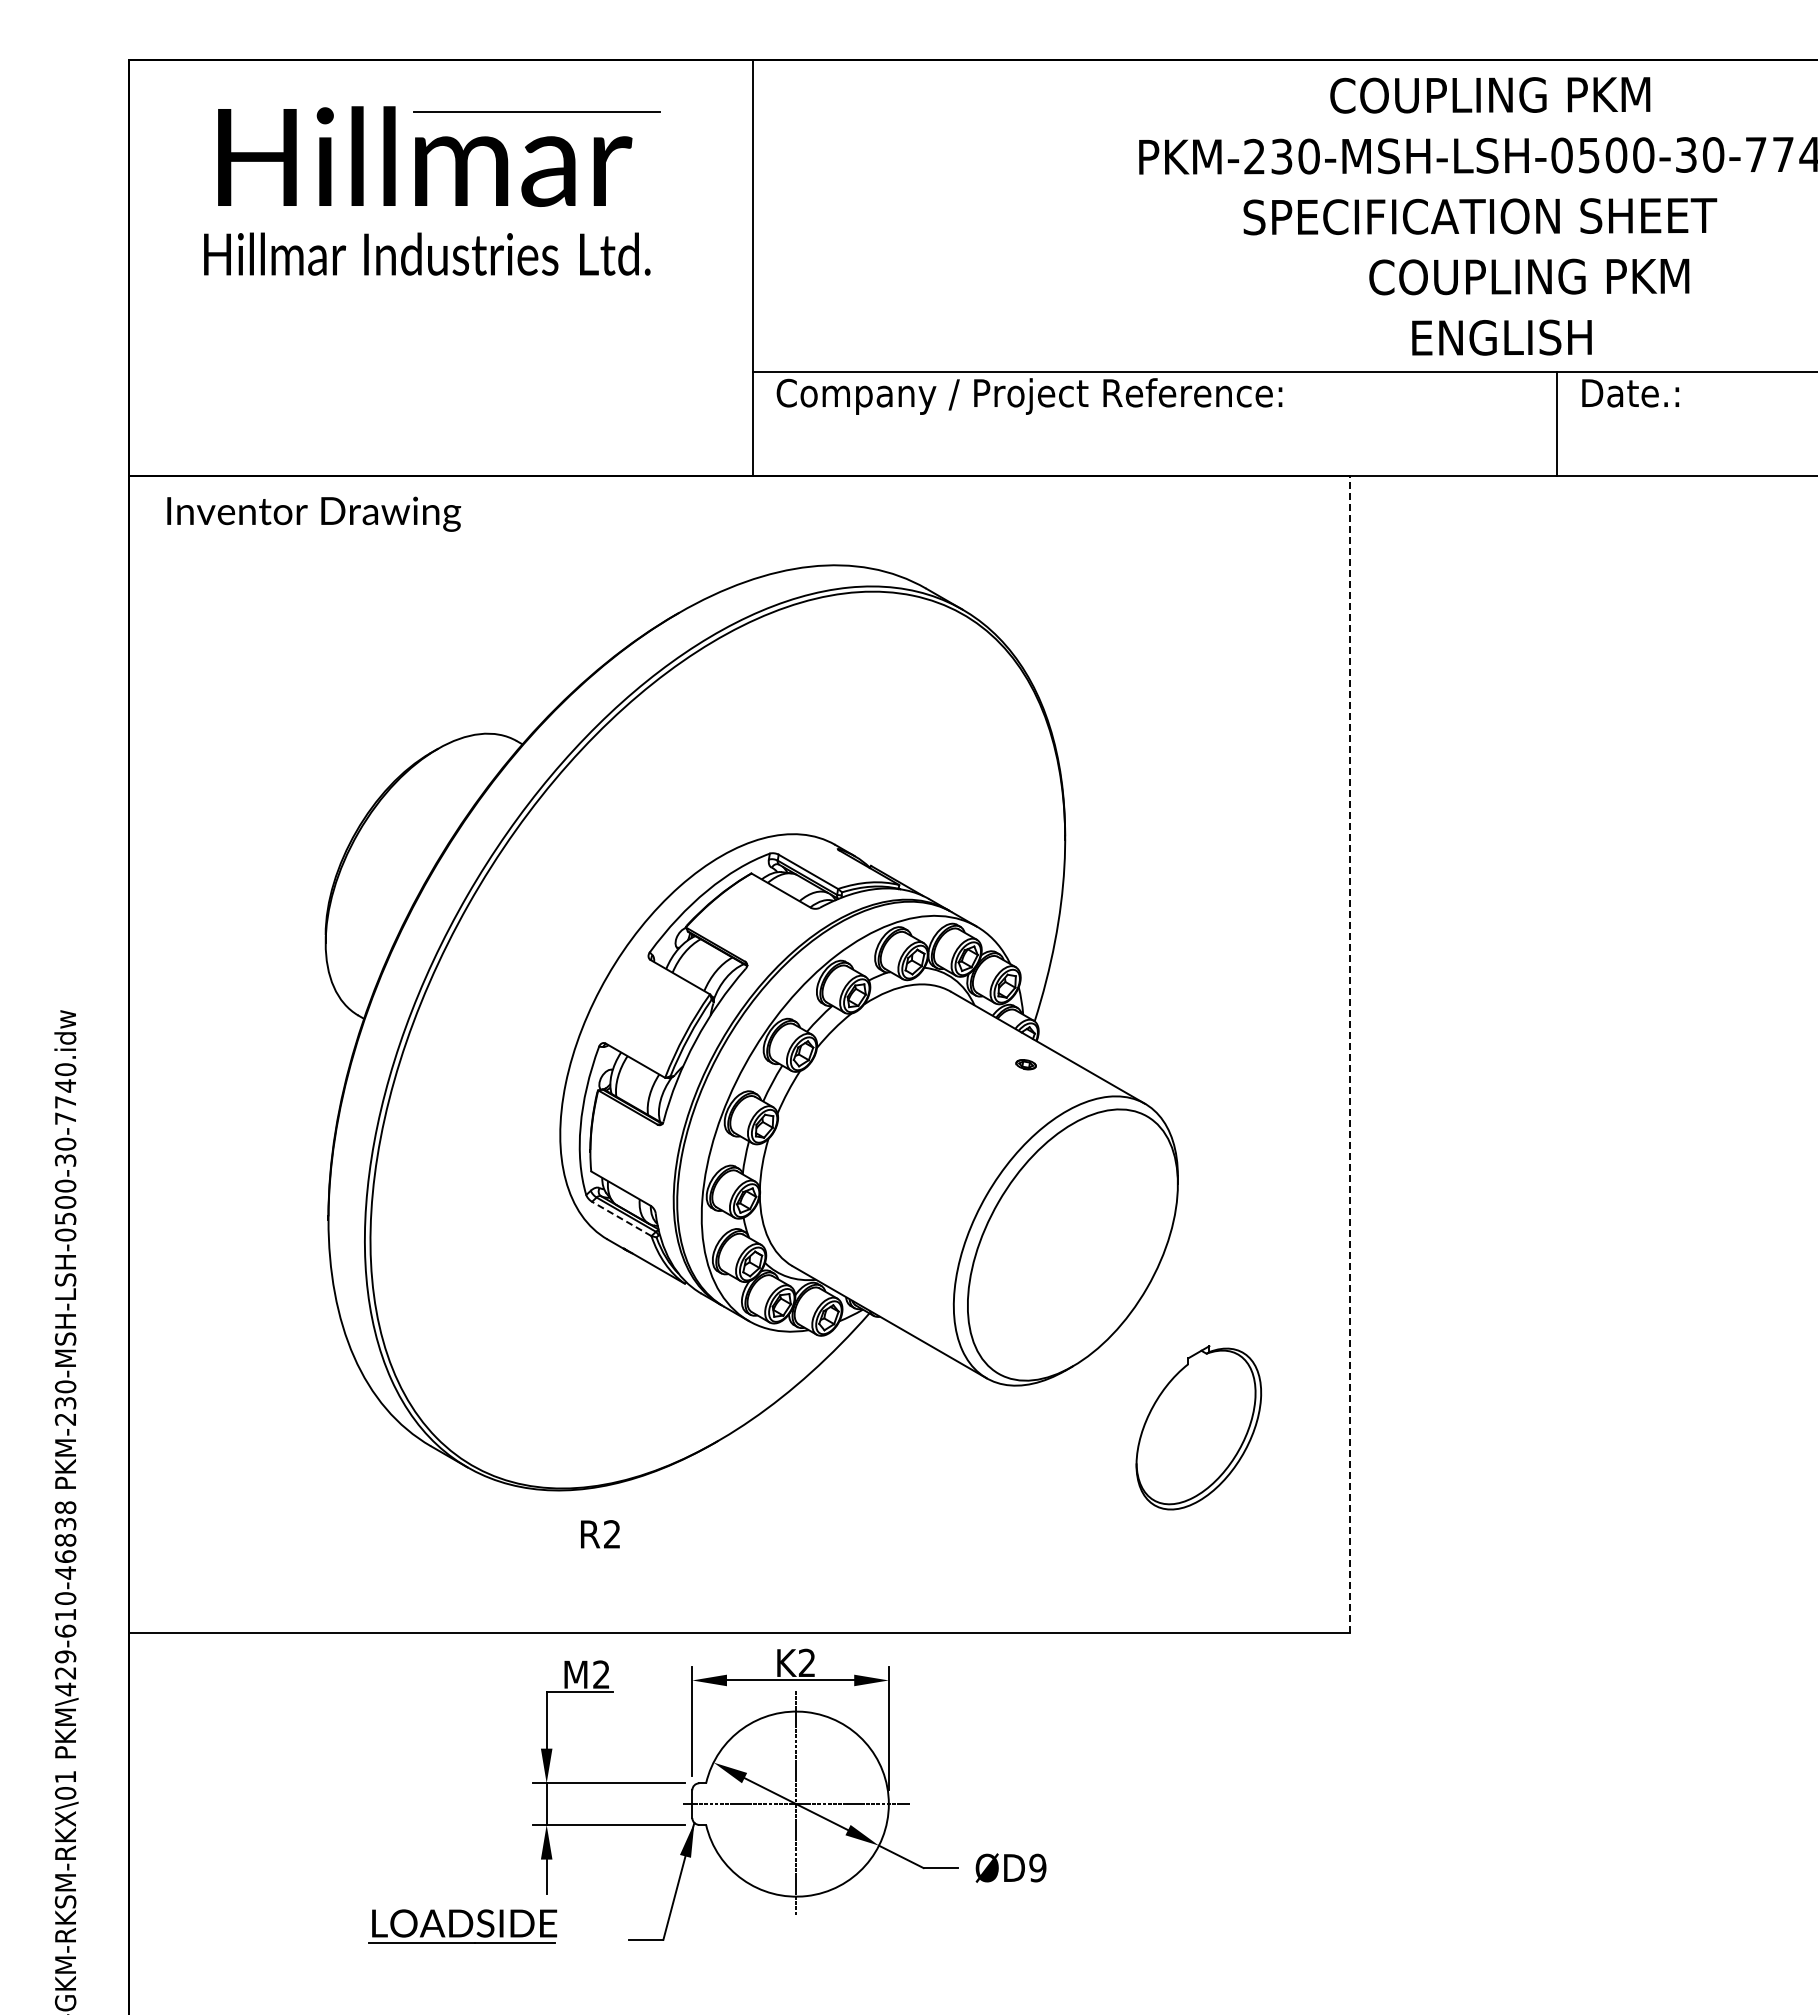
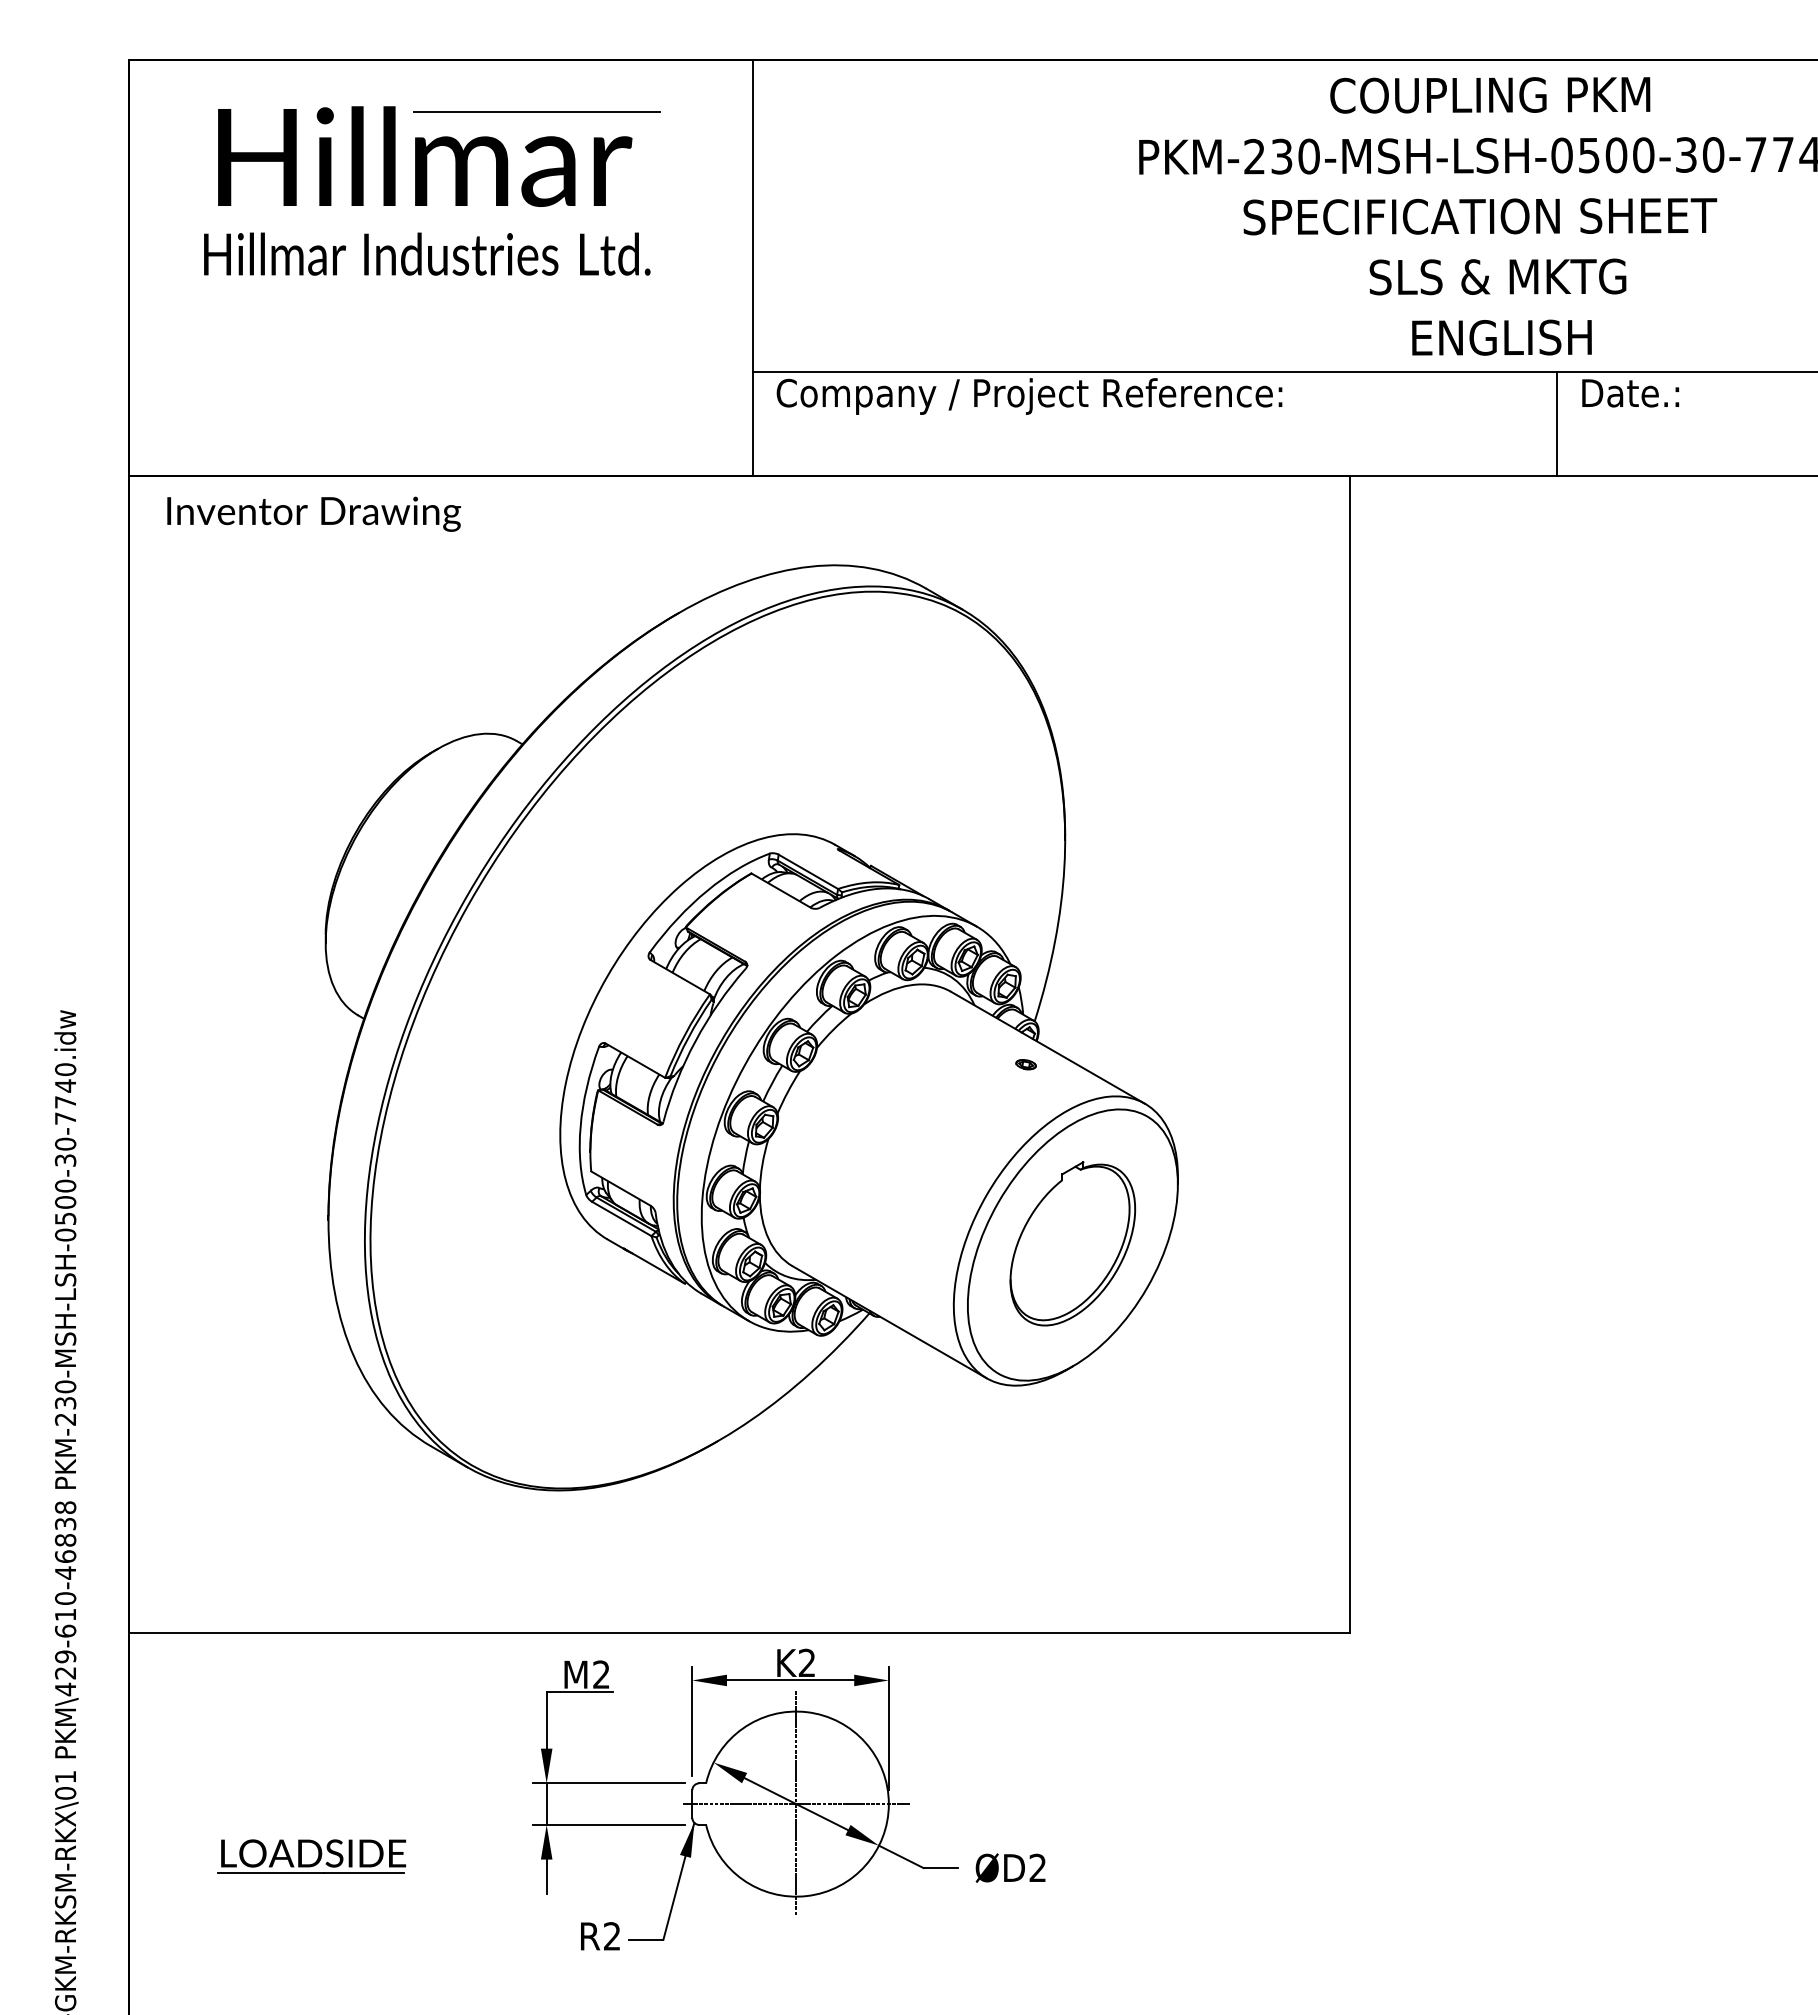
text: COUPLING PKM -> SLS & MKTG (1529, 276)
line: dashed -> solid (1349, 1054)
line: dashed -> solid (621, 1218)
part position: (1198, 1427) -> (1072, 1243) (1072, 1243)
text position: (600, 1534) -> (600, 1936) (600, 1936)
text: ØD9 -> ØD2 (1037, 1867)
part position: (462, 1926) -> (311, 1856) (311, 1856)
